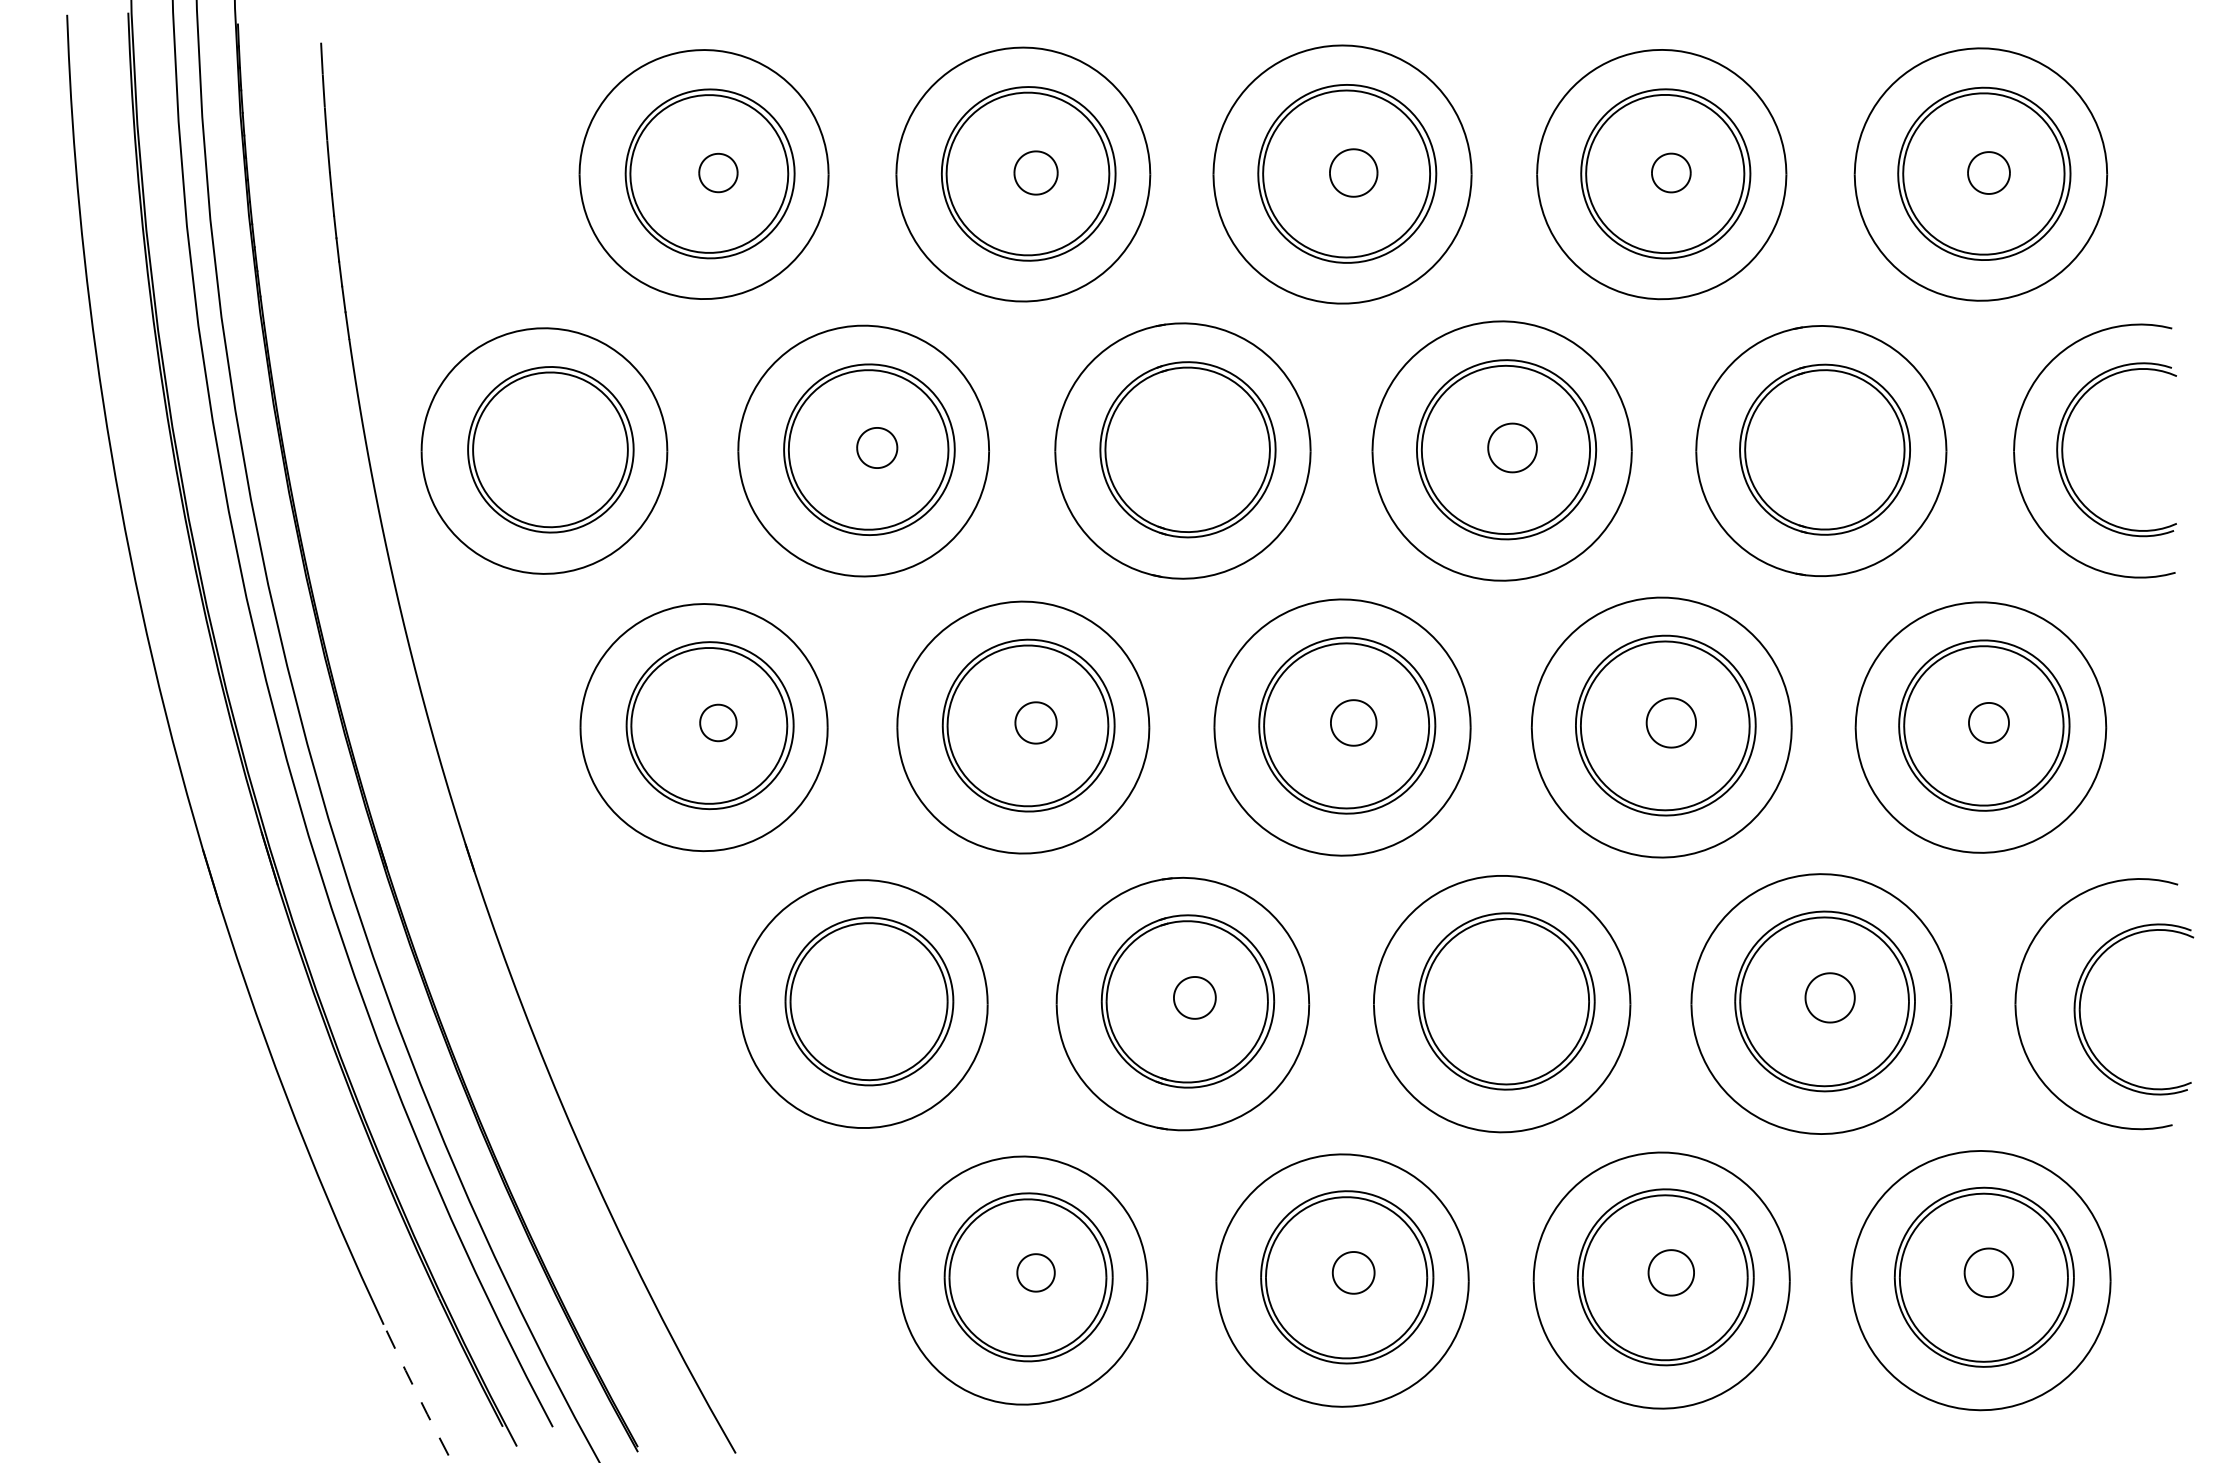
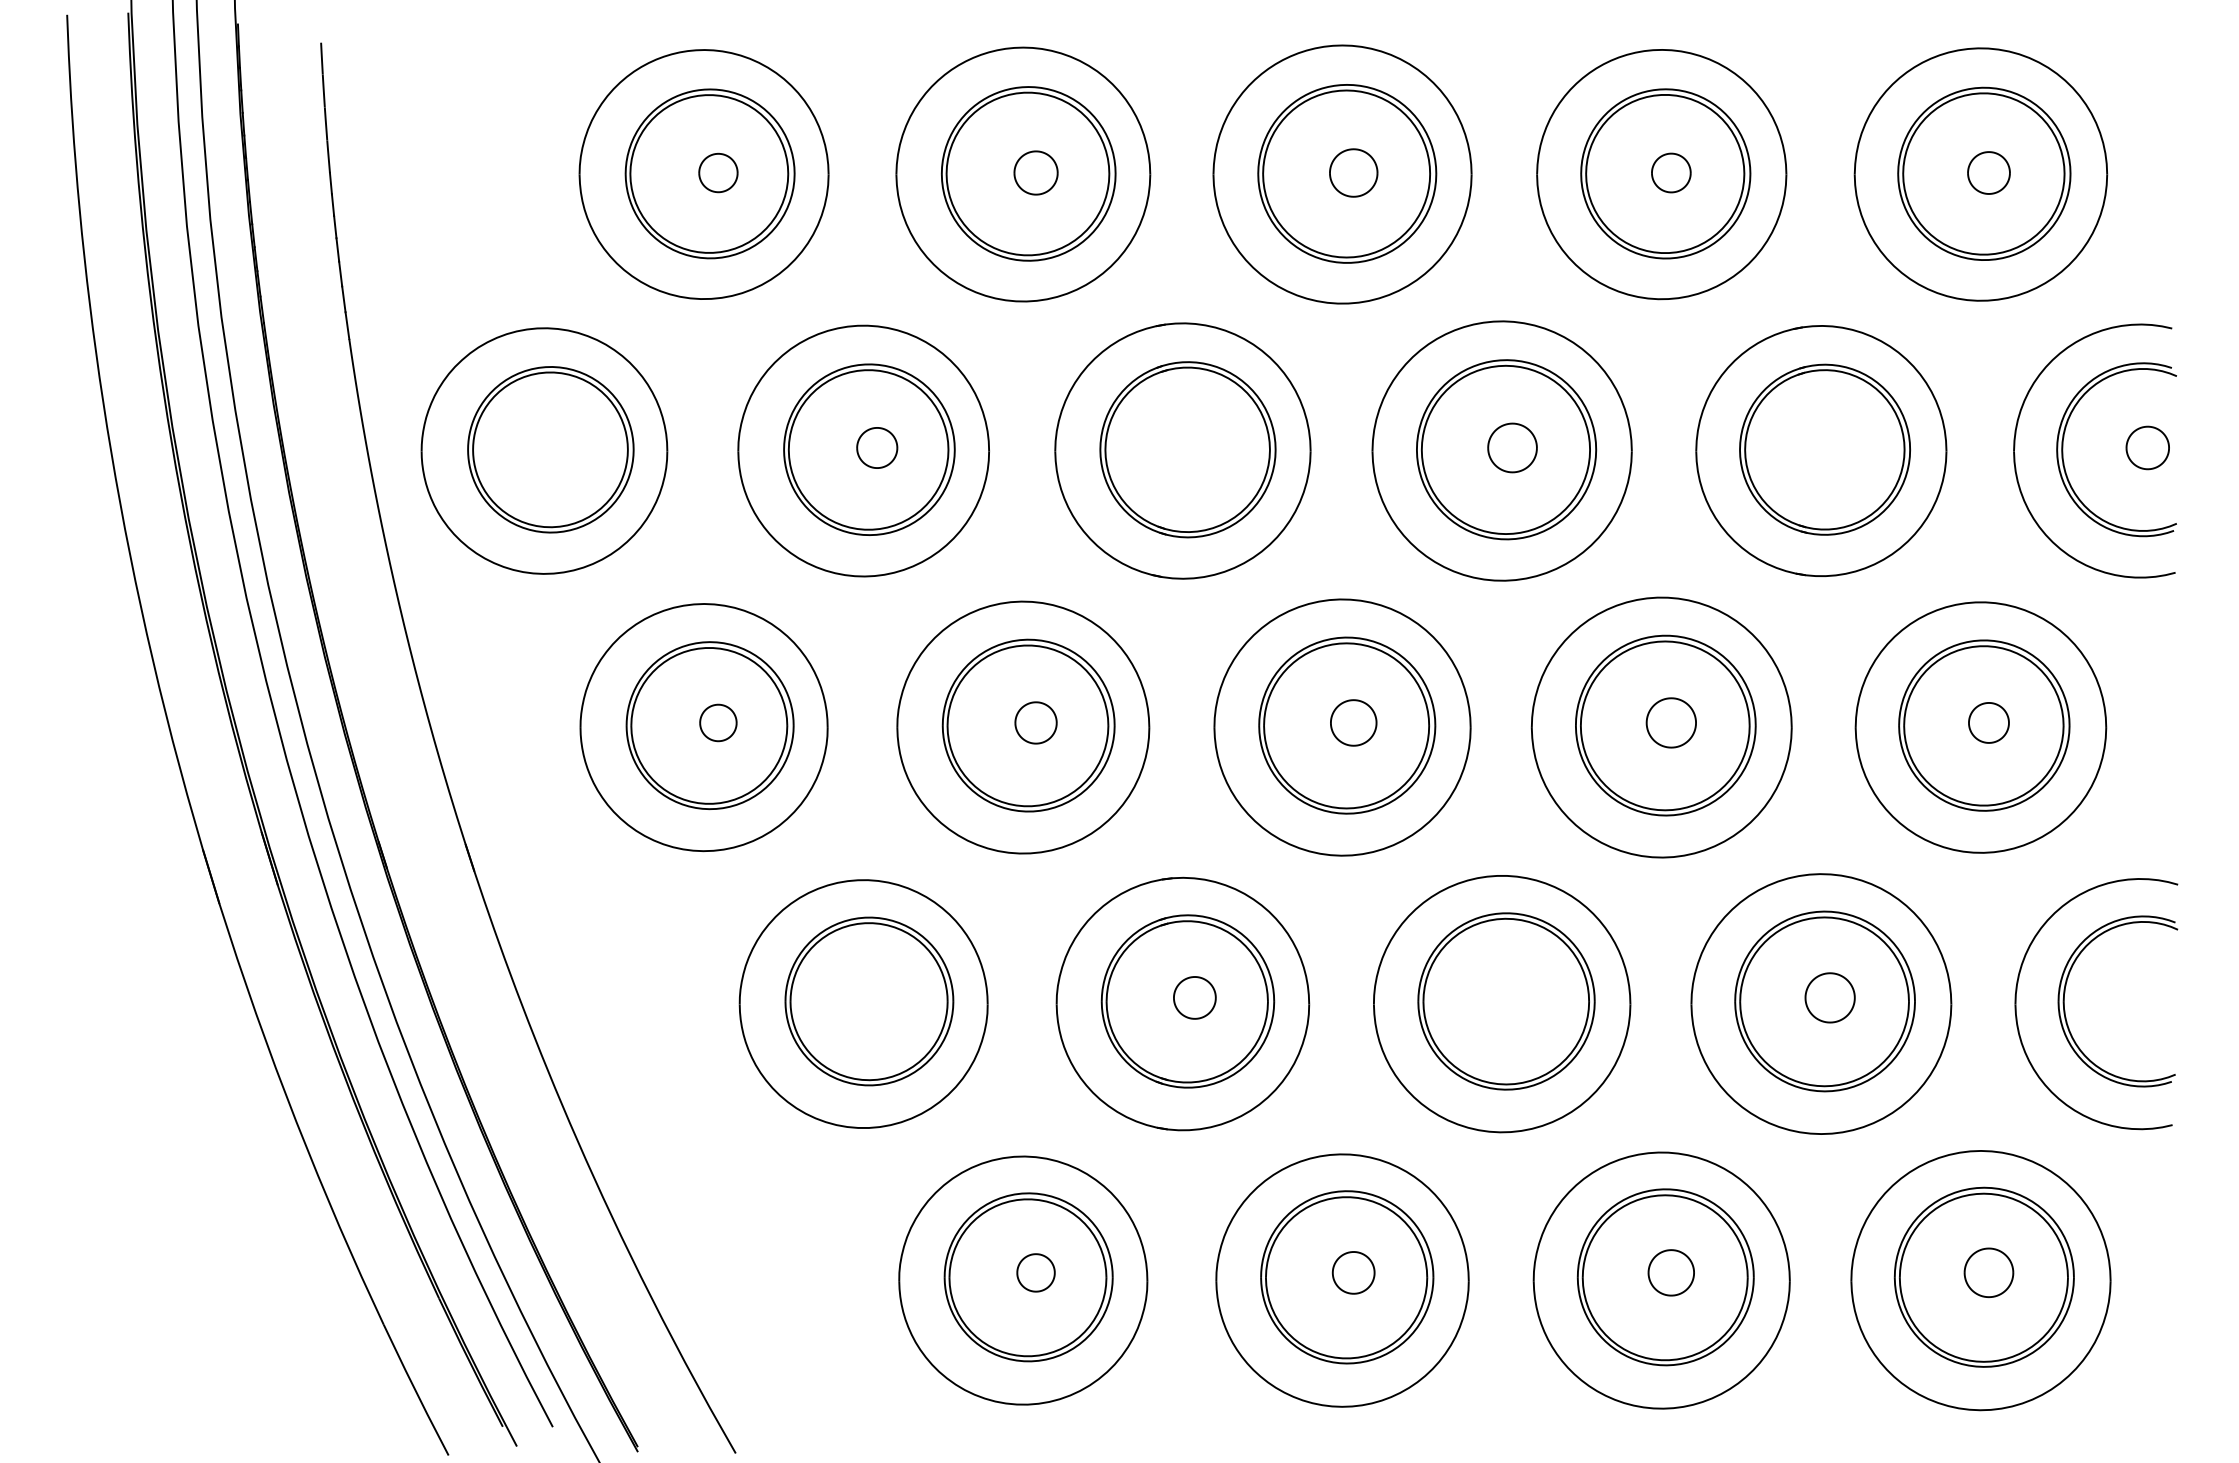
part: none -> present (2147, 447)
part position: (2081, 1001) -> (2065, 993) (2065, 993)
line: dashed -> solid (415, 1390)
